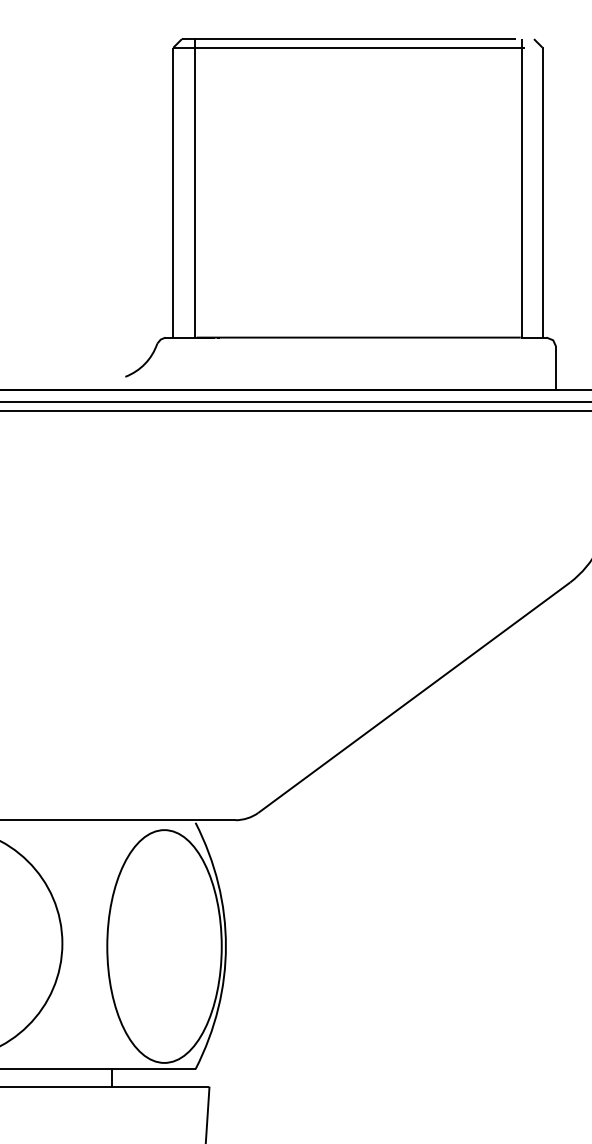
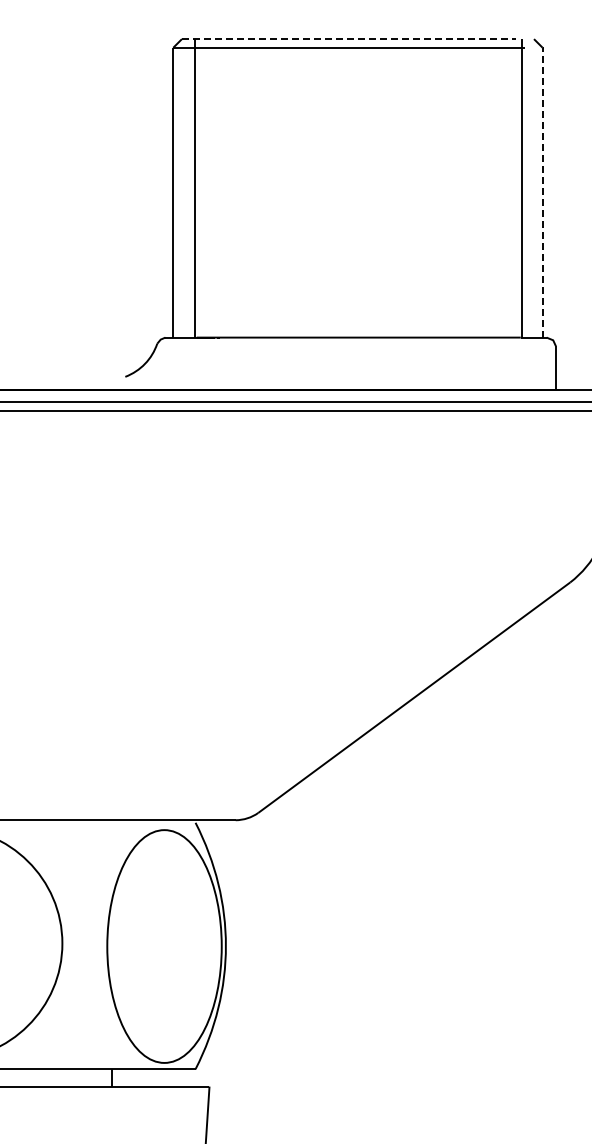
line: solid -> dashed (348, 39)
line: solid -> dashed (542, 192)
